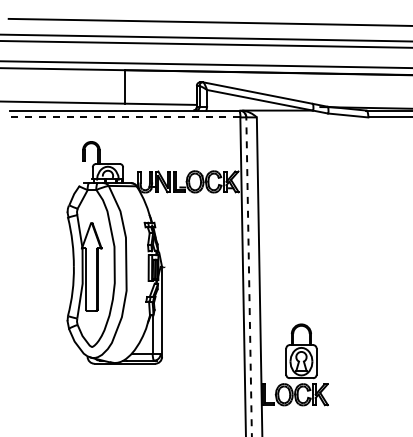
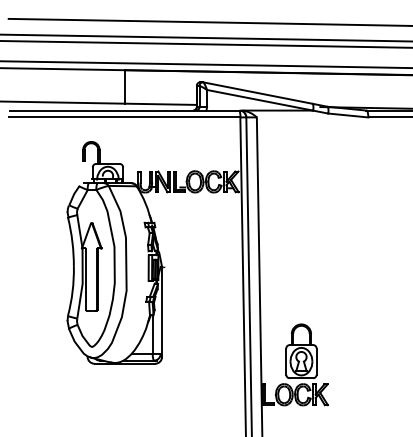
line: dashed -> solid (124, 117)
line: dashed -> solid (249, 276)
